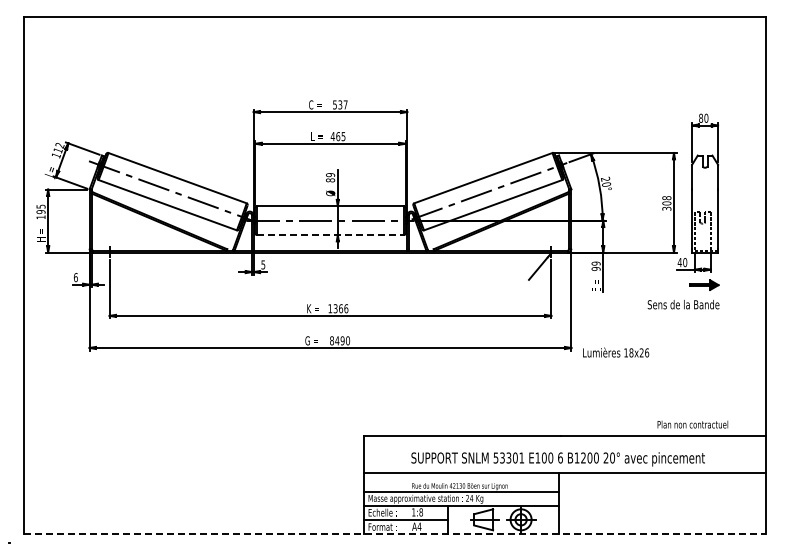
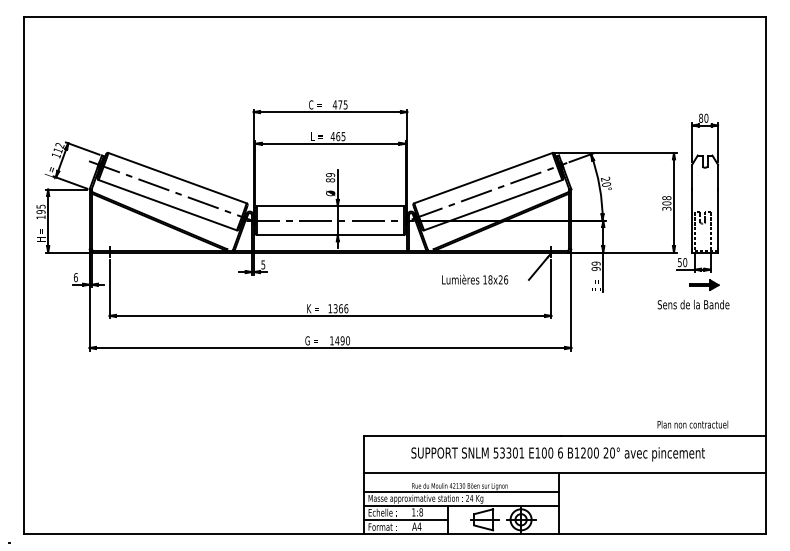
text: 537 -> 475 (339, 104)
line: dashed -> solid (330, 235)
text: 40 -> 50 (679, 262)
text position: (683, 304) -> (693, 304) (693, 304)
text: 8490 -> 1490 (332, 340)
text position: (616, 352) -> (475, 279) (475, 279)
text position: (557, 459) -> (557, 454) (557, 454)
line: dashed -> solid (395, 534)
